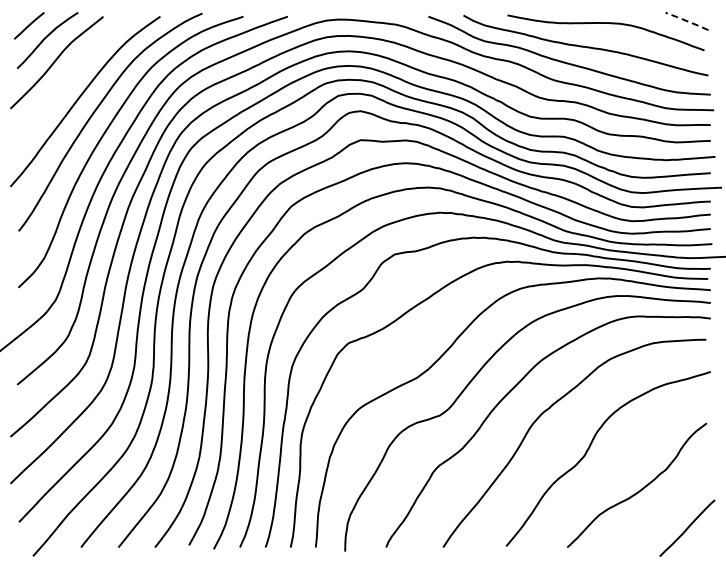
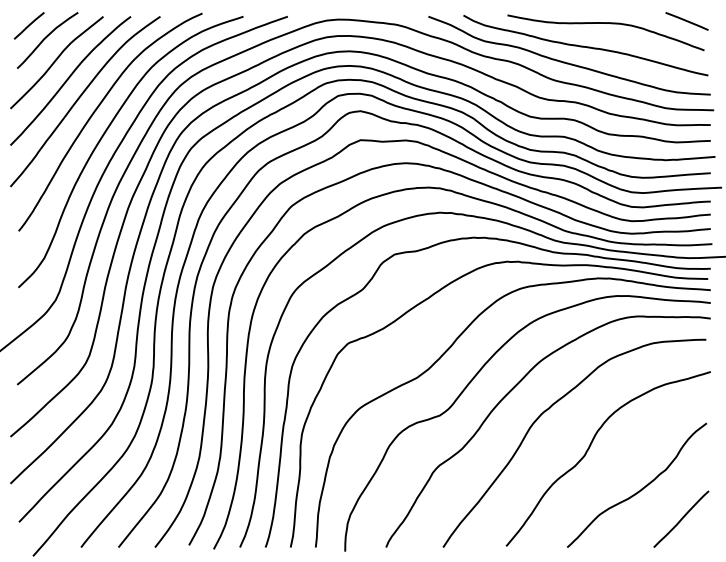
line: dashed -> solid (686, 21)
curve: none -> present (68, 80)
line position: (687, 527) -> (681, 518) (681, 518)
